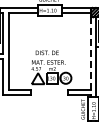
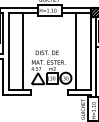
line: none -> present (23, 51)
line: none -> present (76, 51)
line: dashed -> solid (91, 51)
